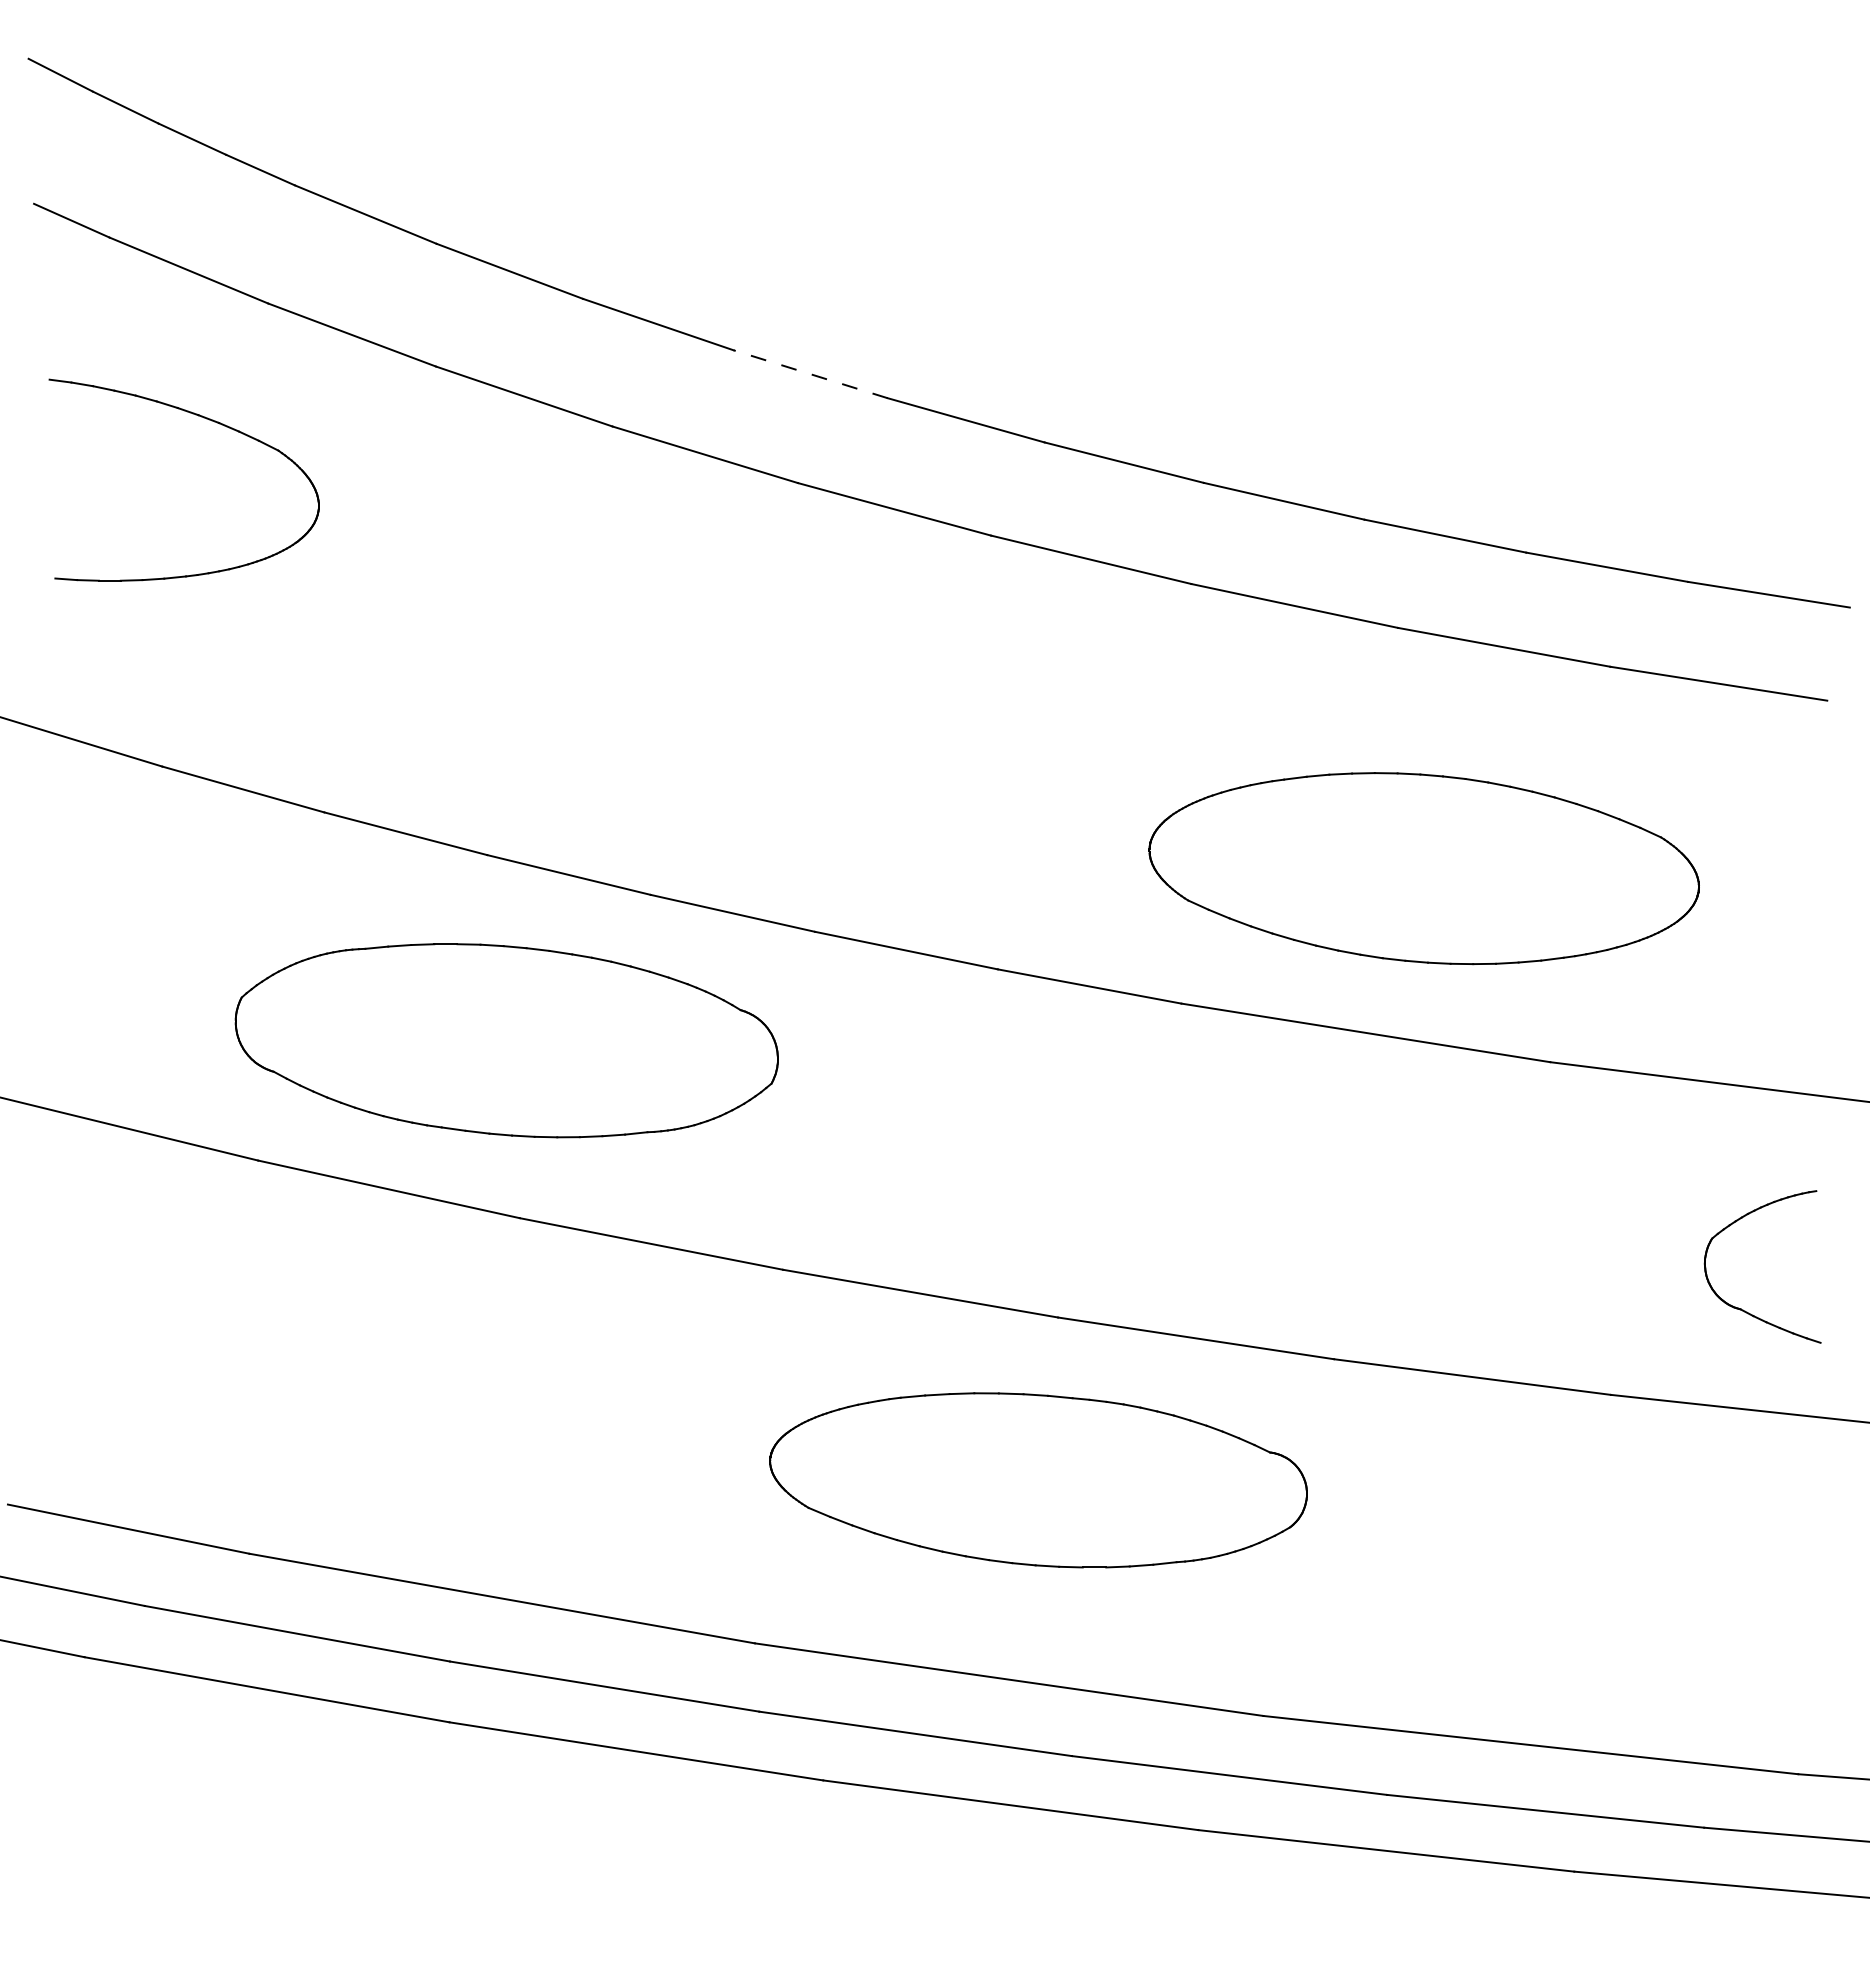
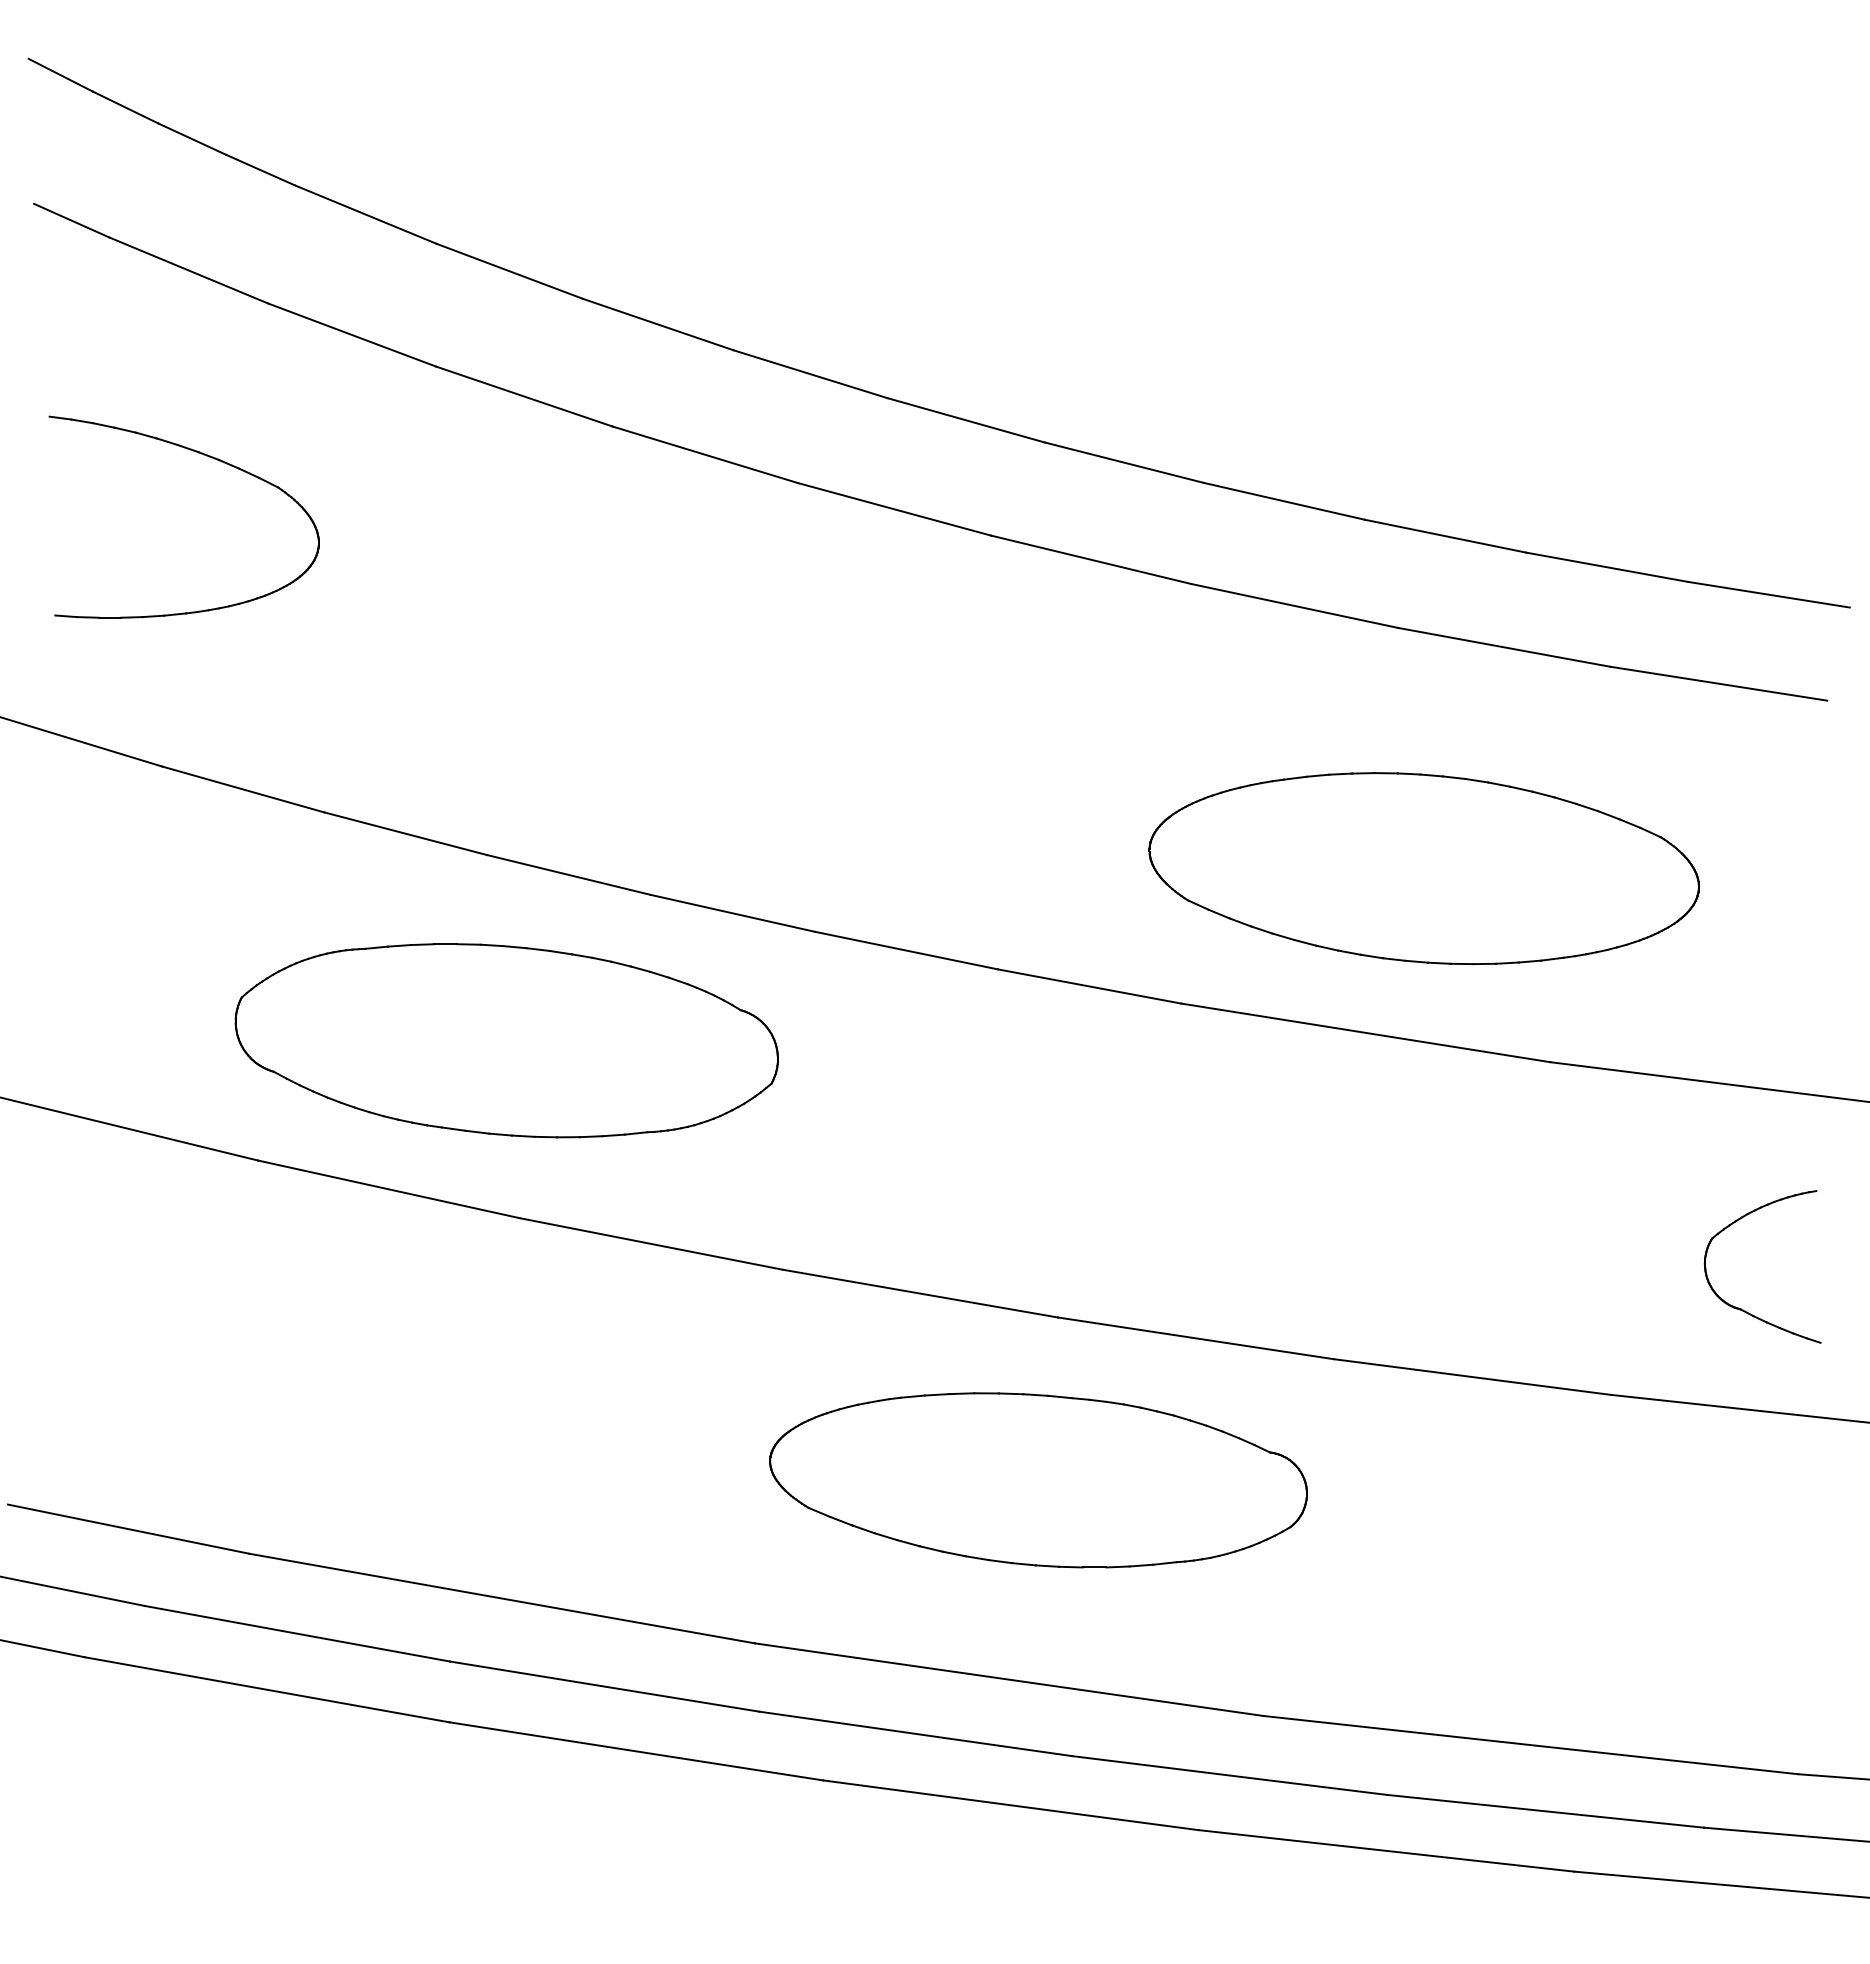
line: dashed -> solid (810, 374)
part position: (203, 418) -> (203, 455) (203, 455)
